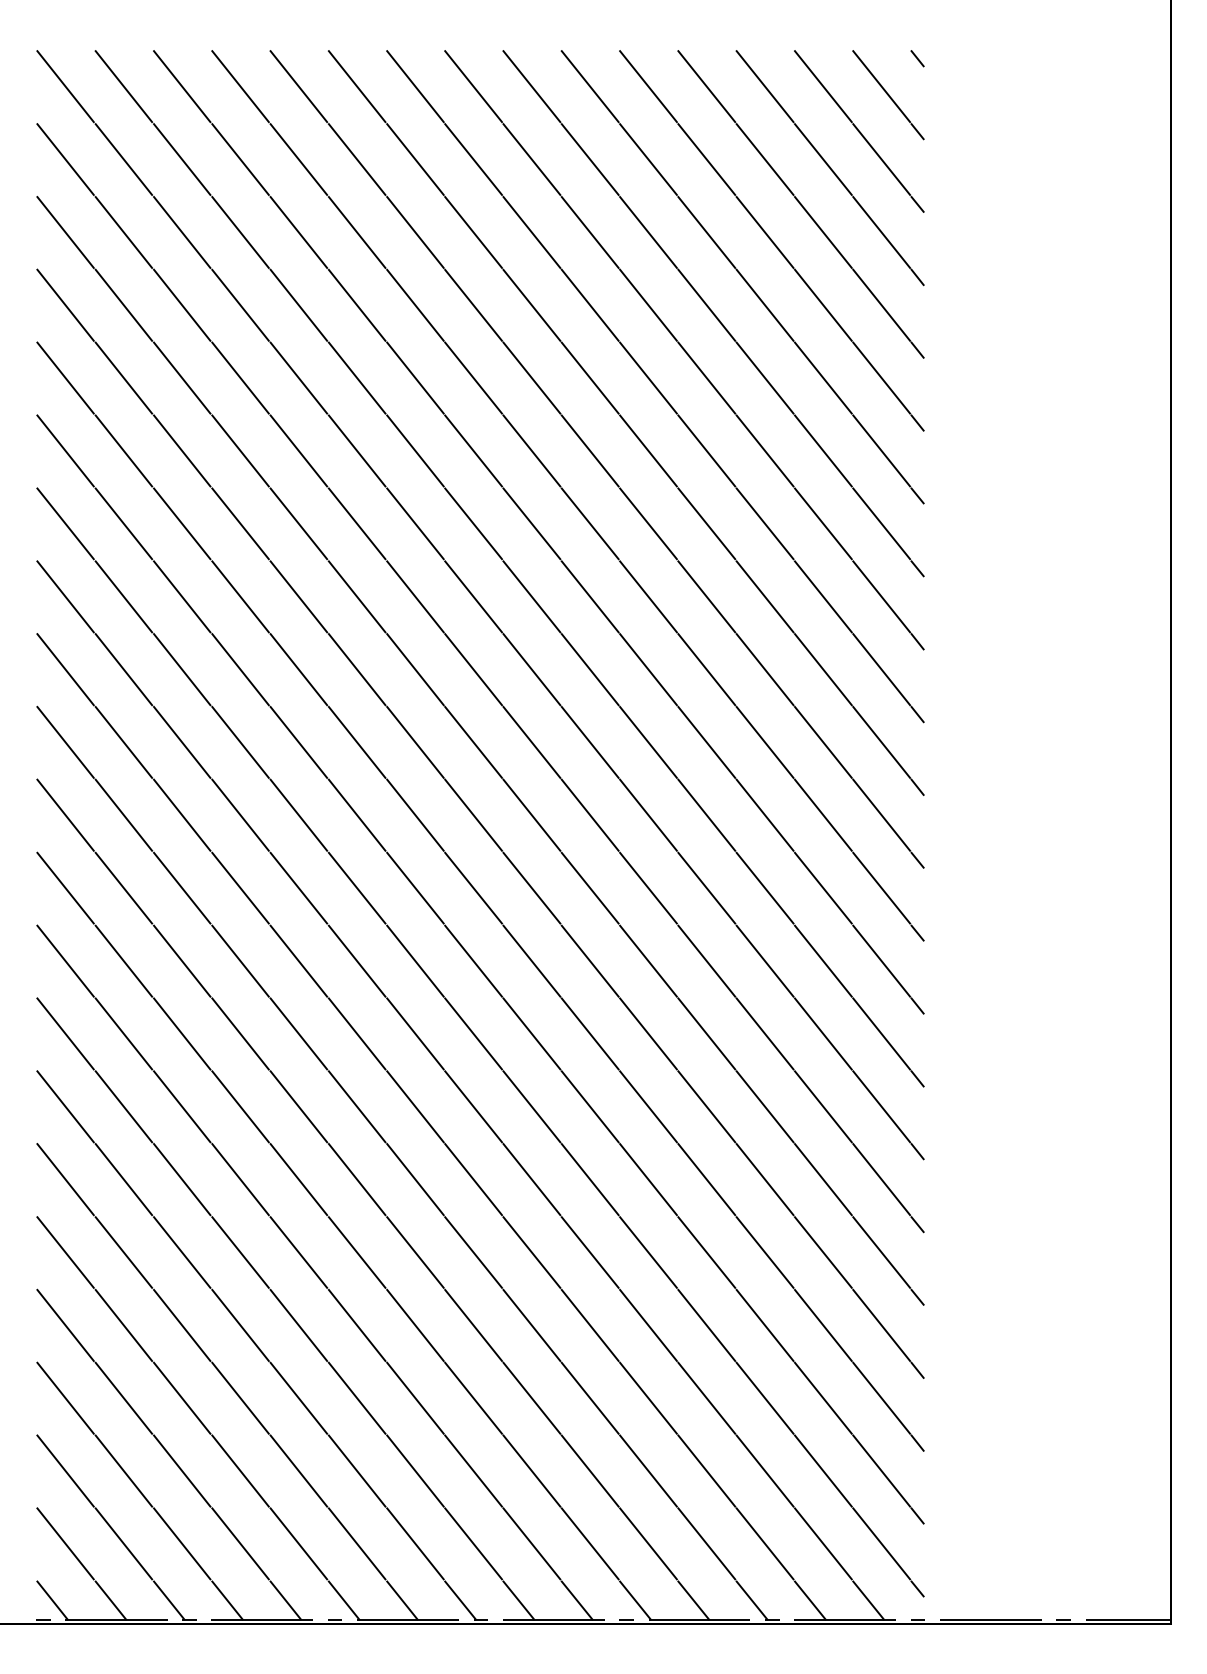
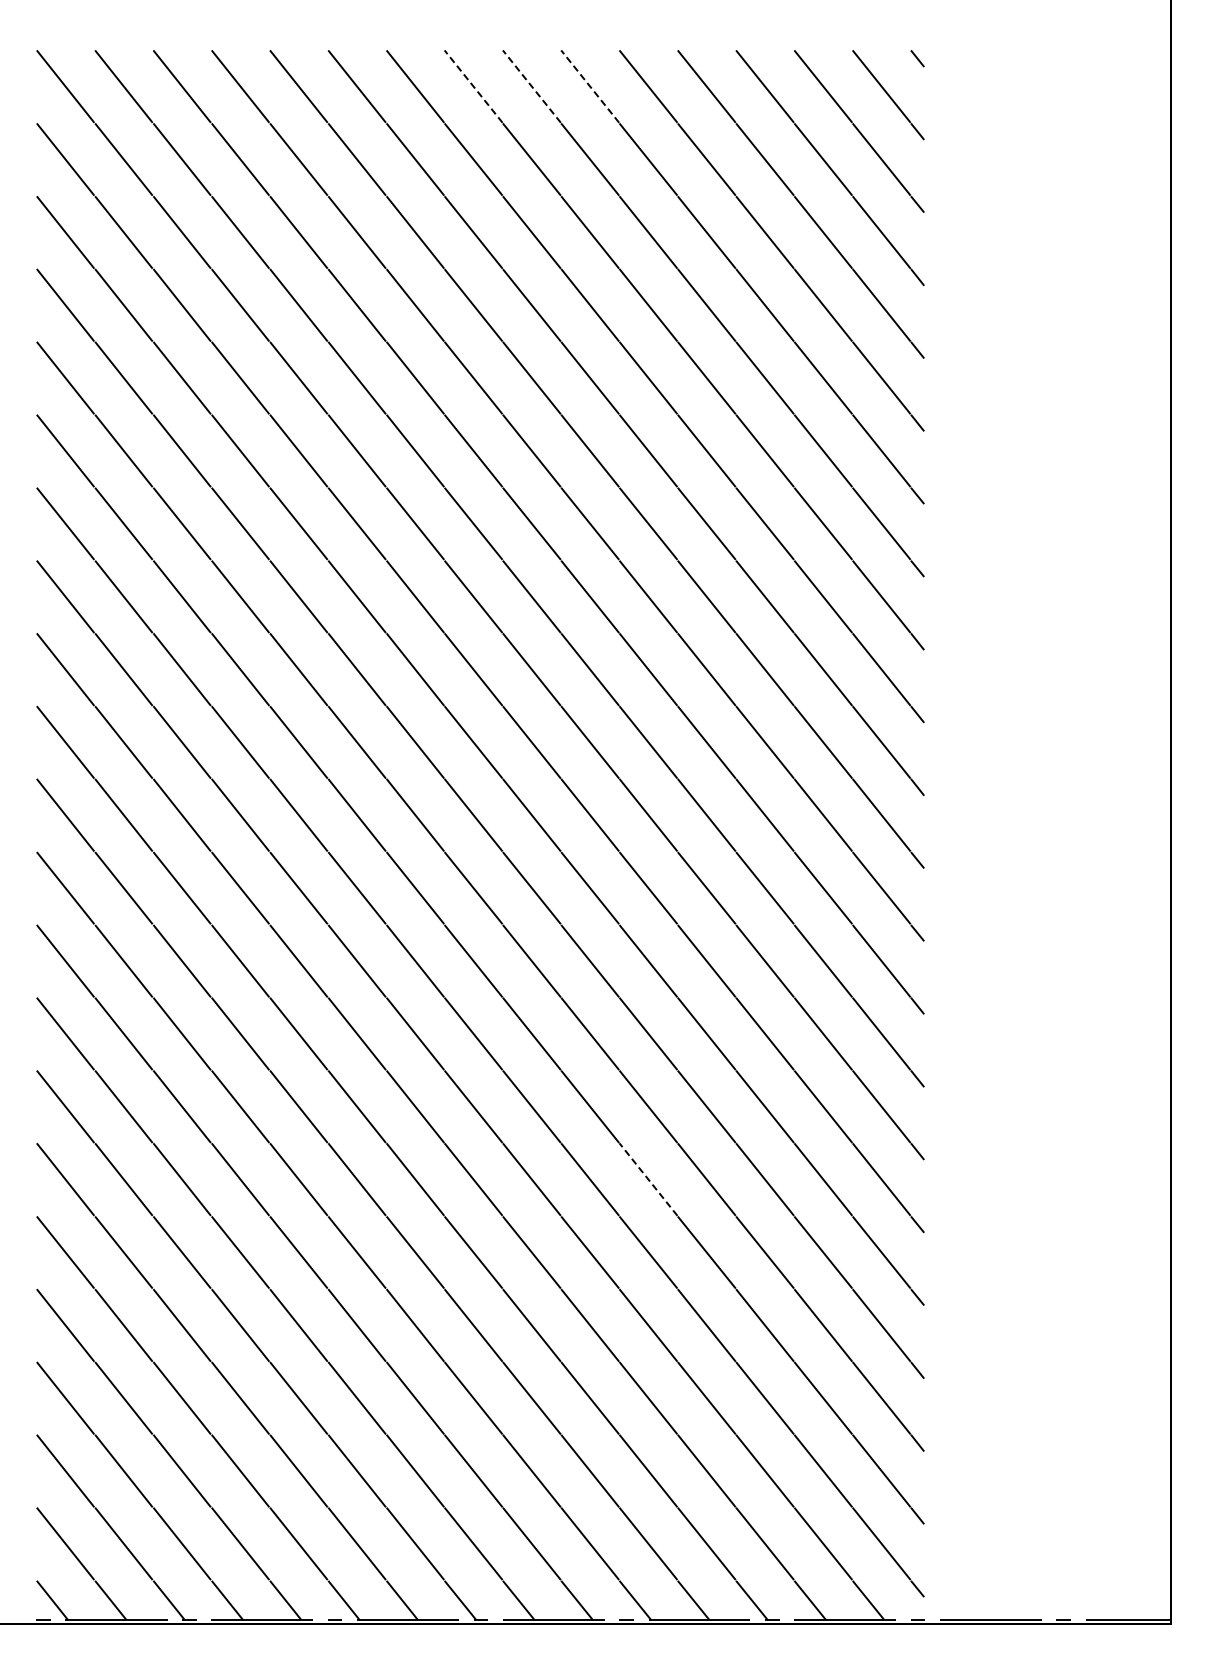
line: solid -> dashed (473, 86)
line: solid -> dashed (531, 86)
line: solid -> dashed (589, 86)
line: solid -> dashed (648, 1179)
